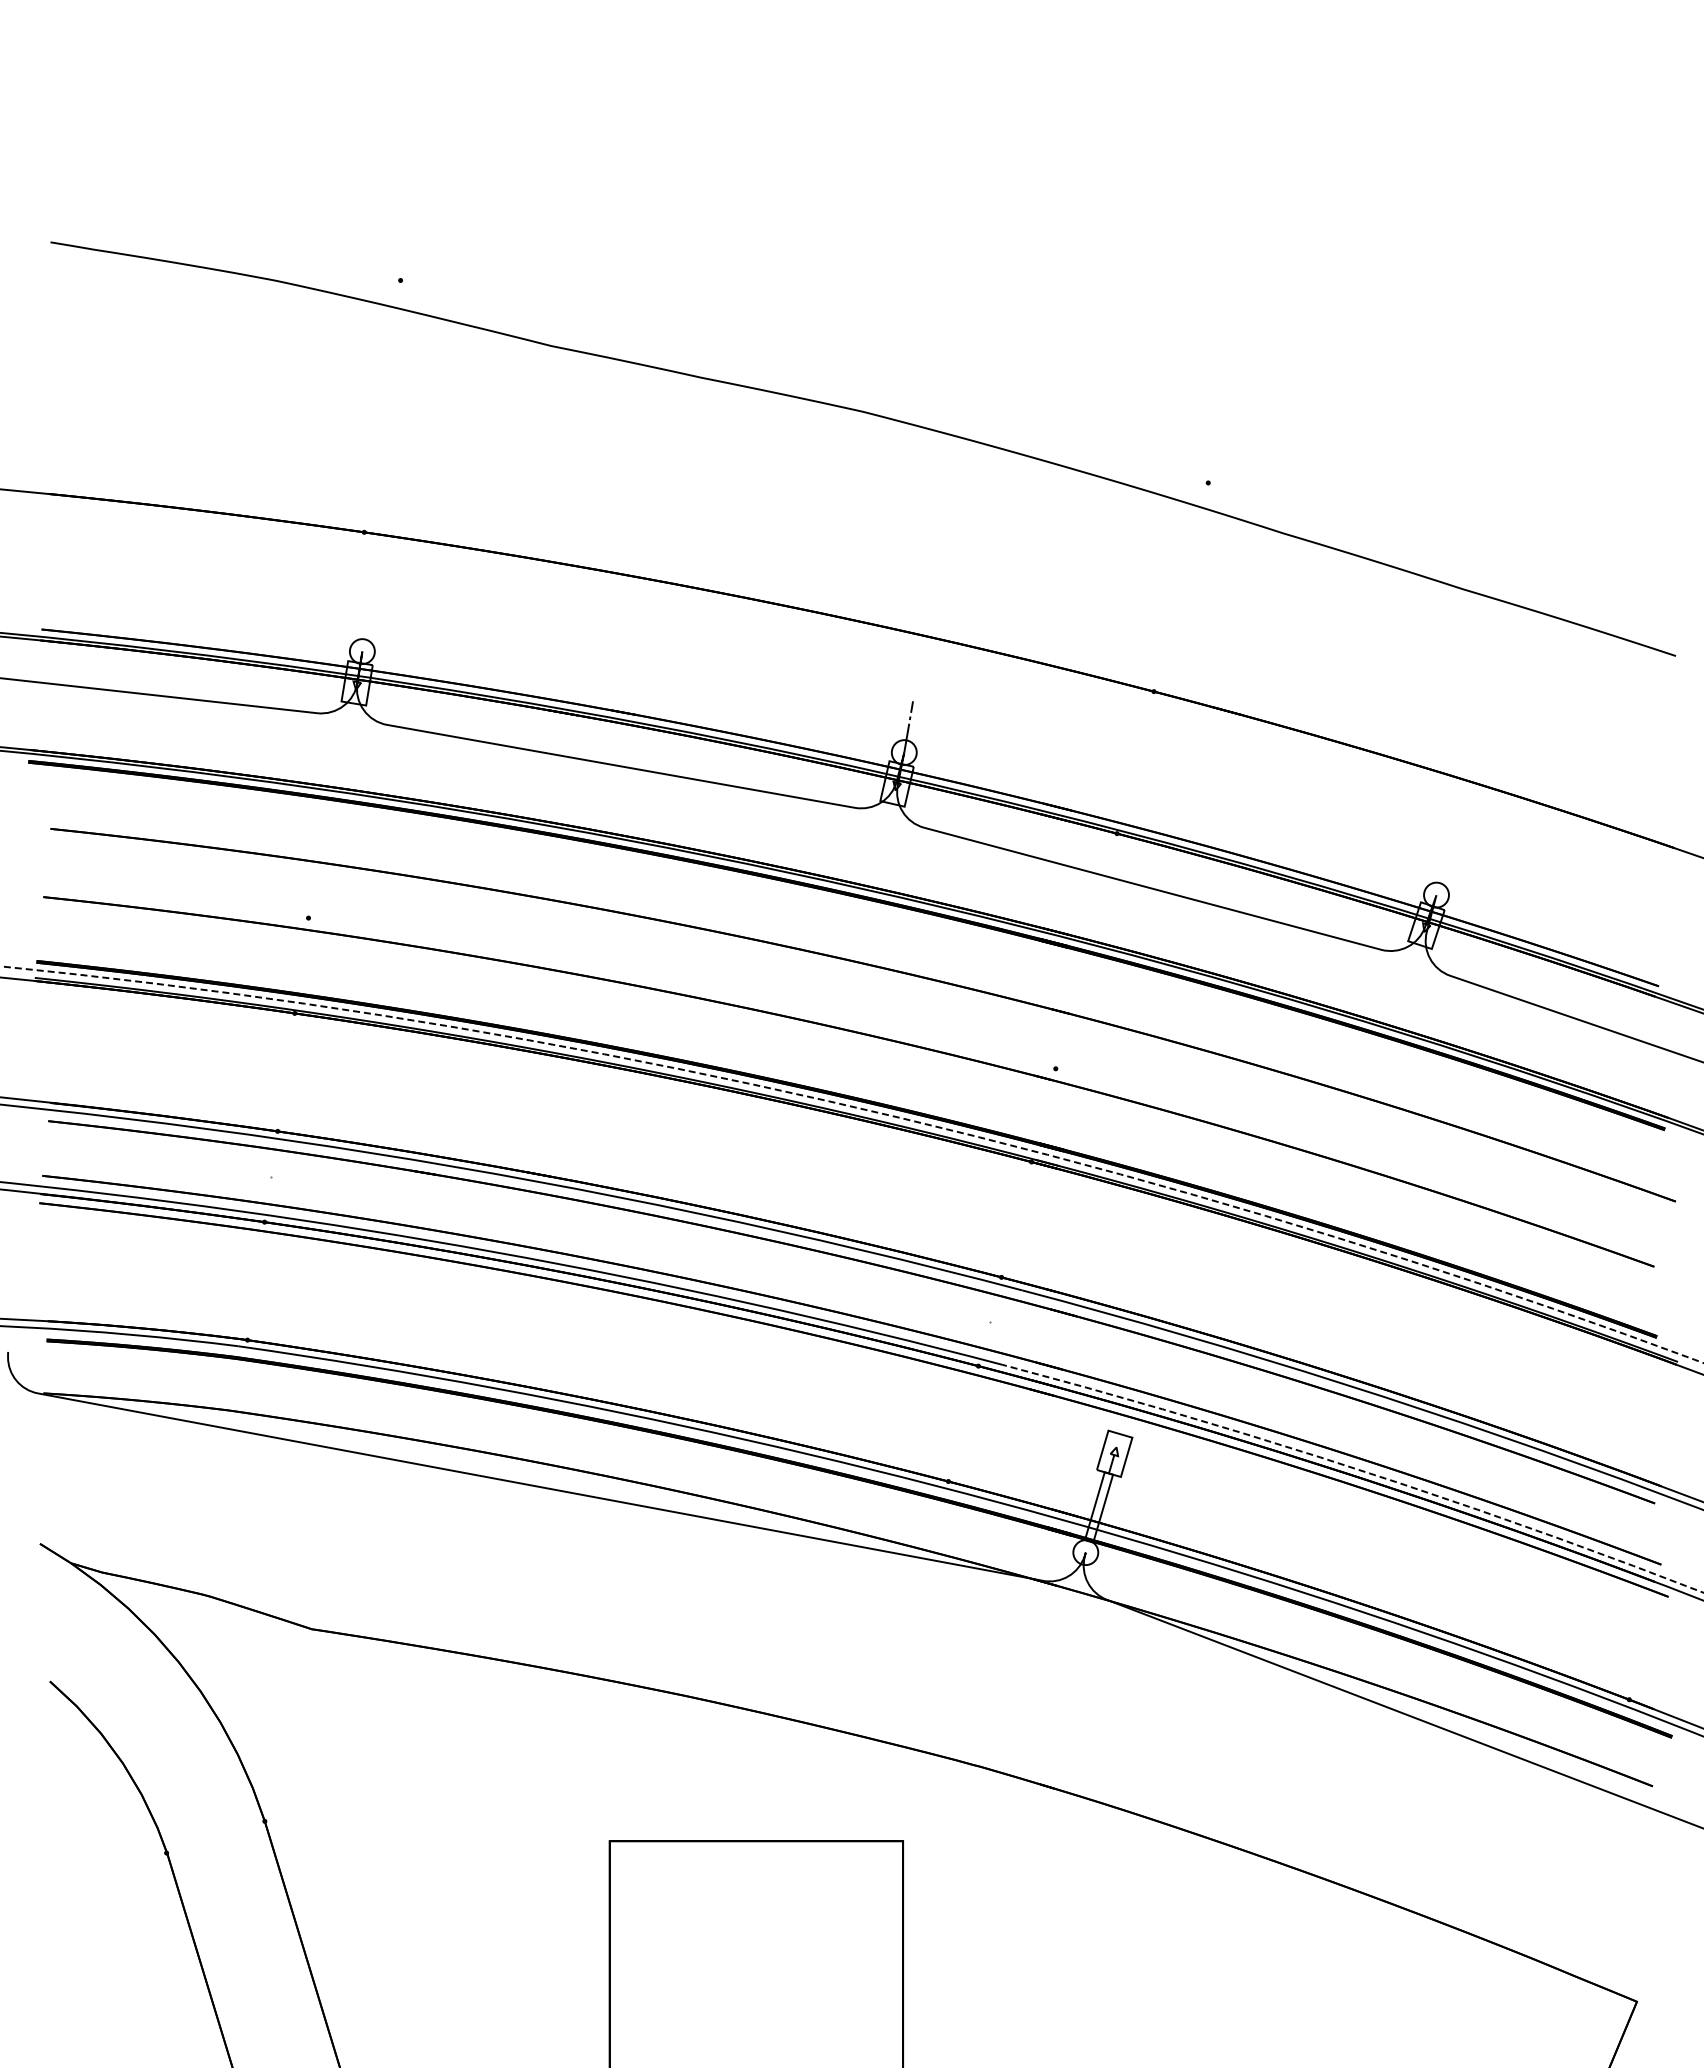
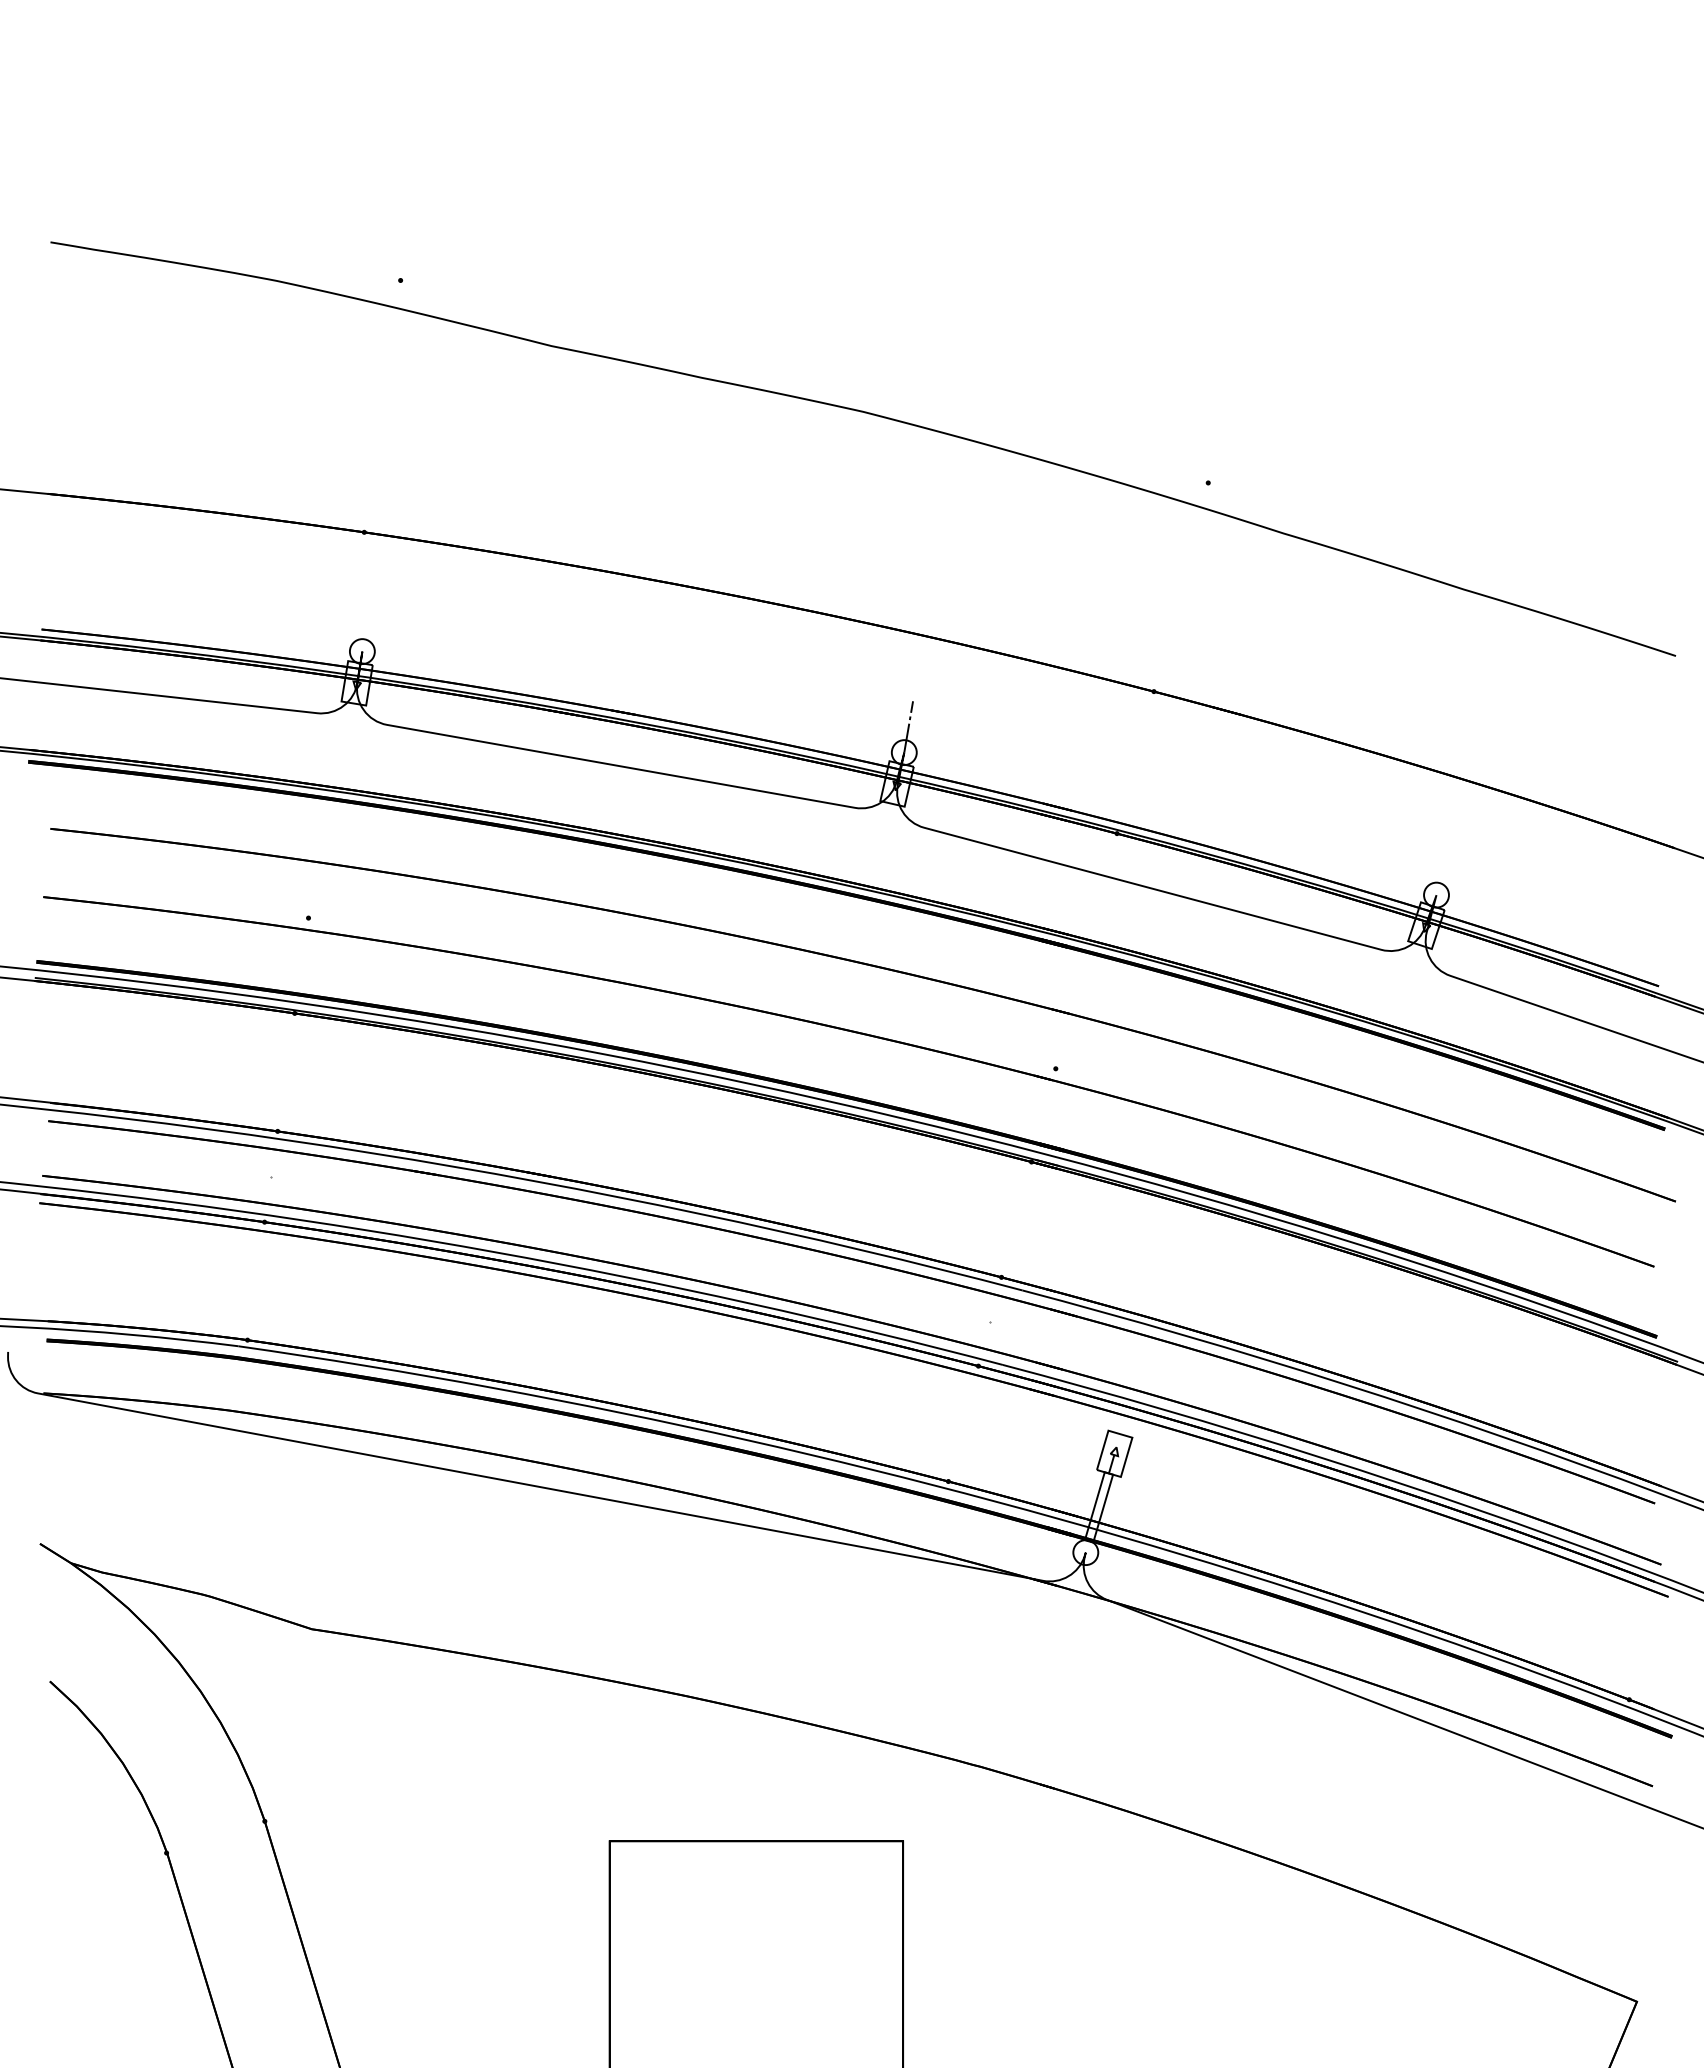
line: dashed -> solid (864, 1109)
arc: dashed -> solid (1356, 1469)
